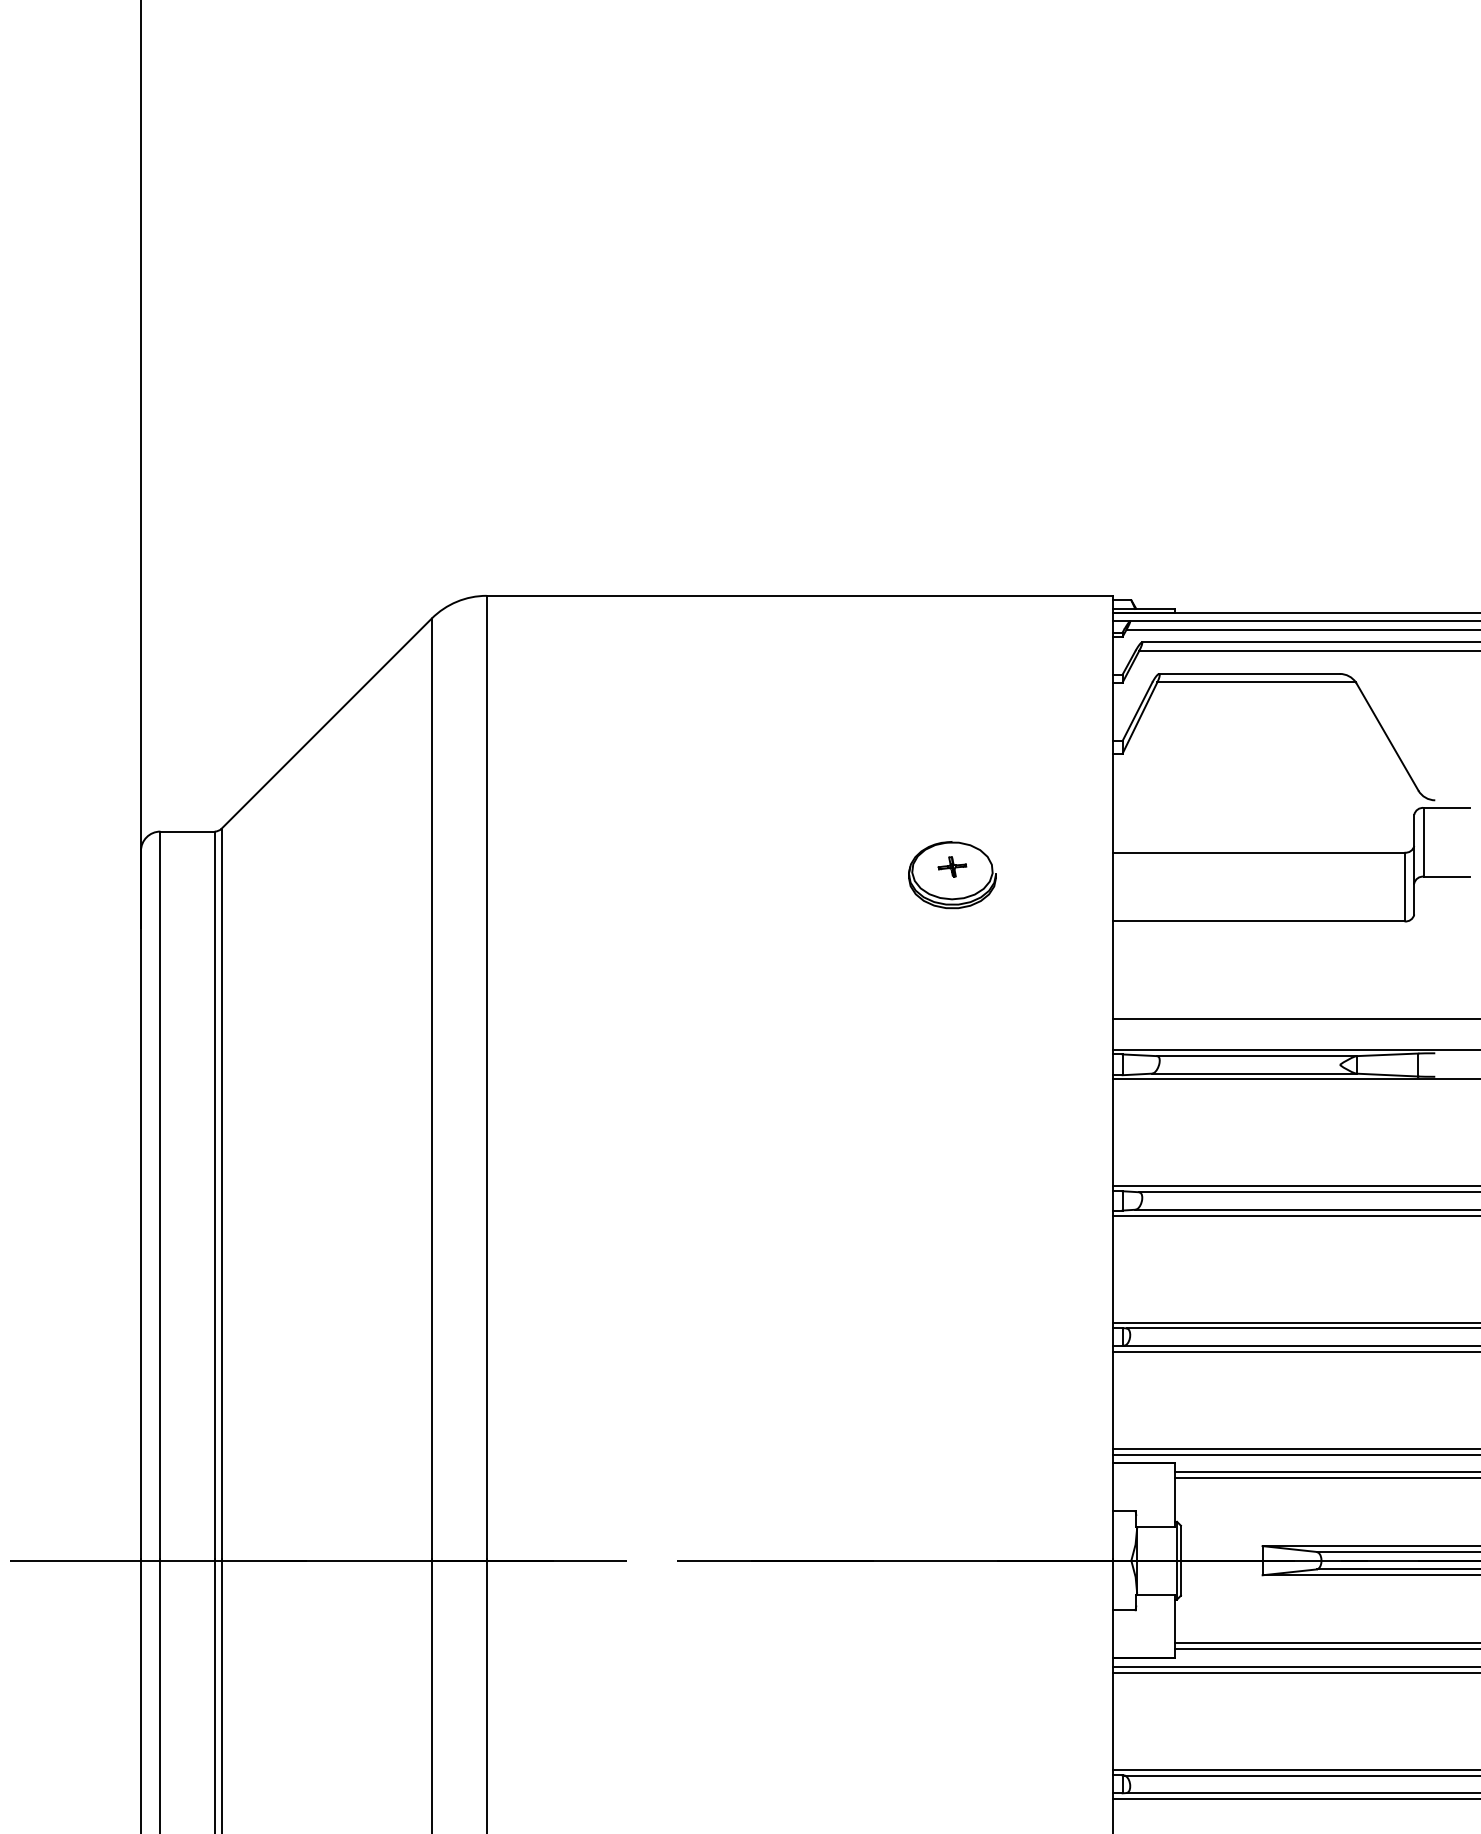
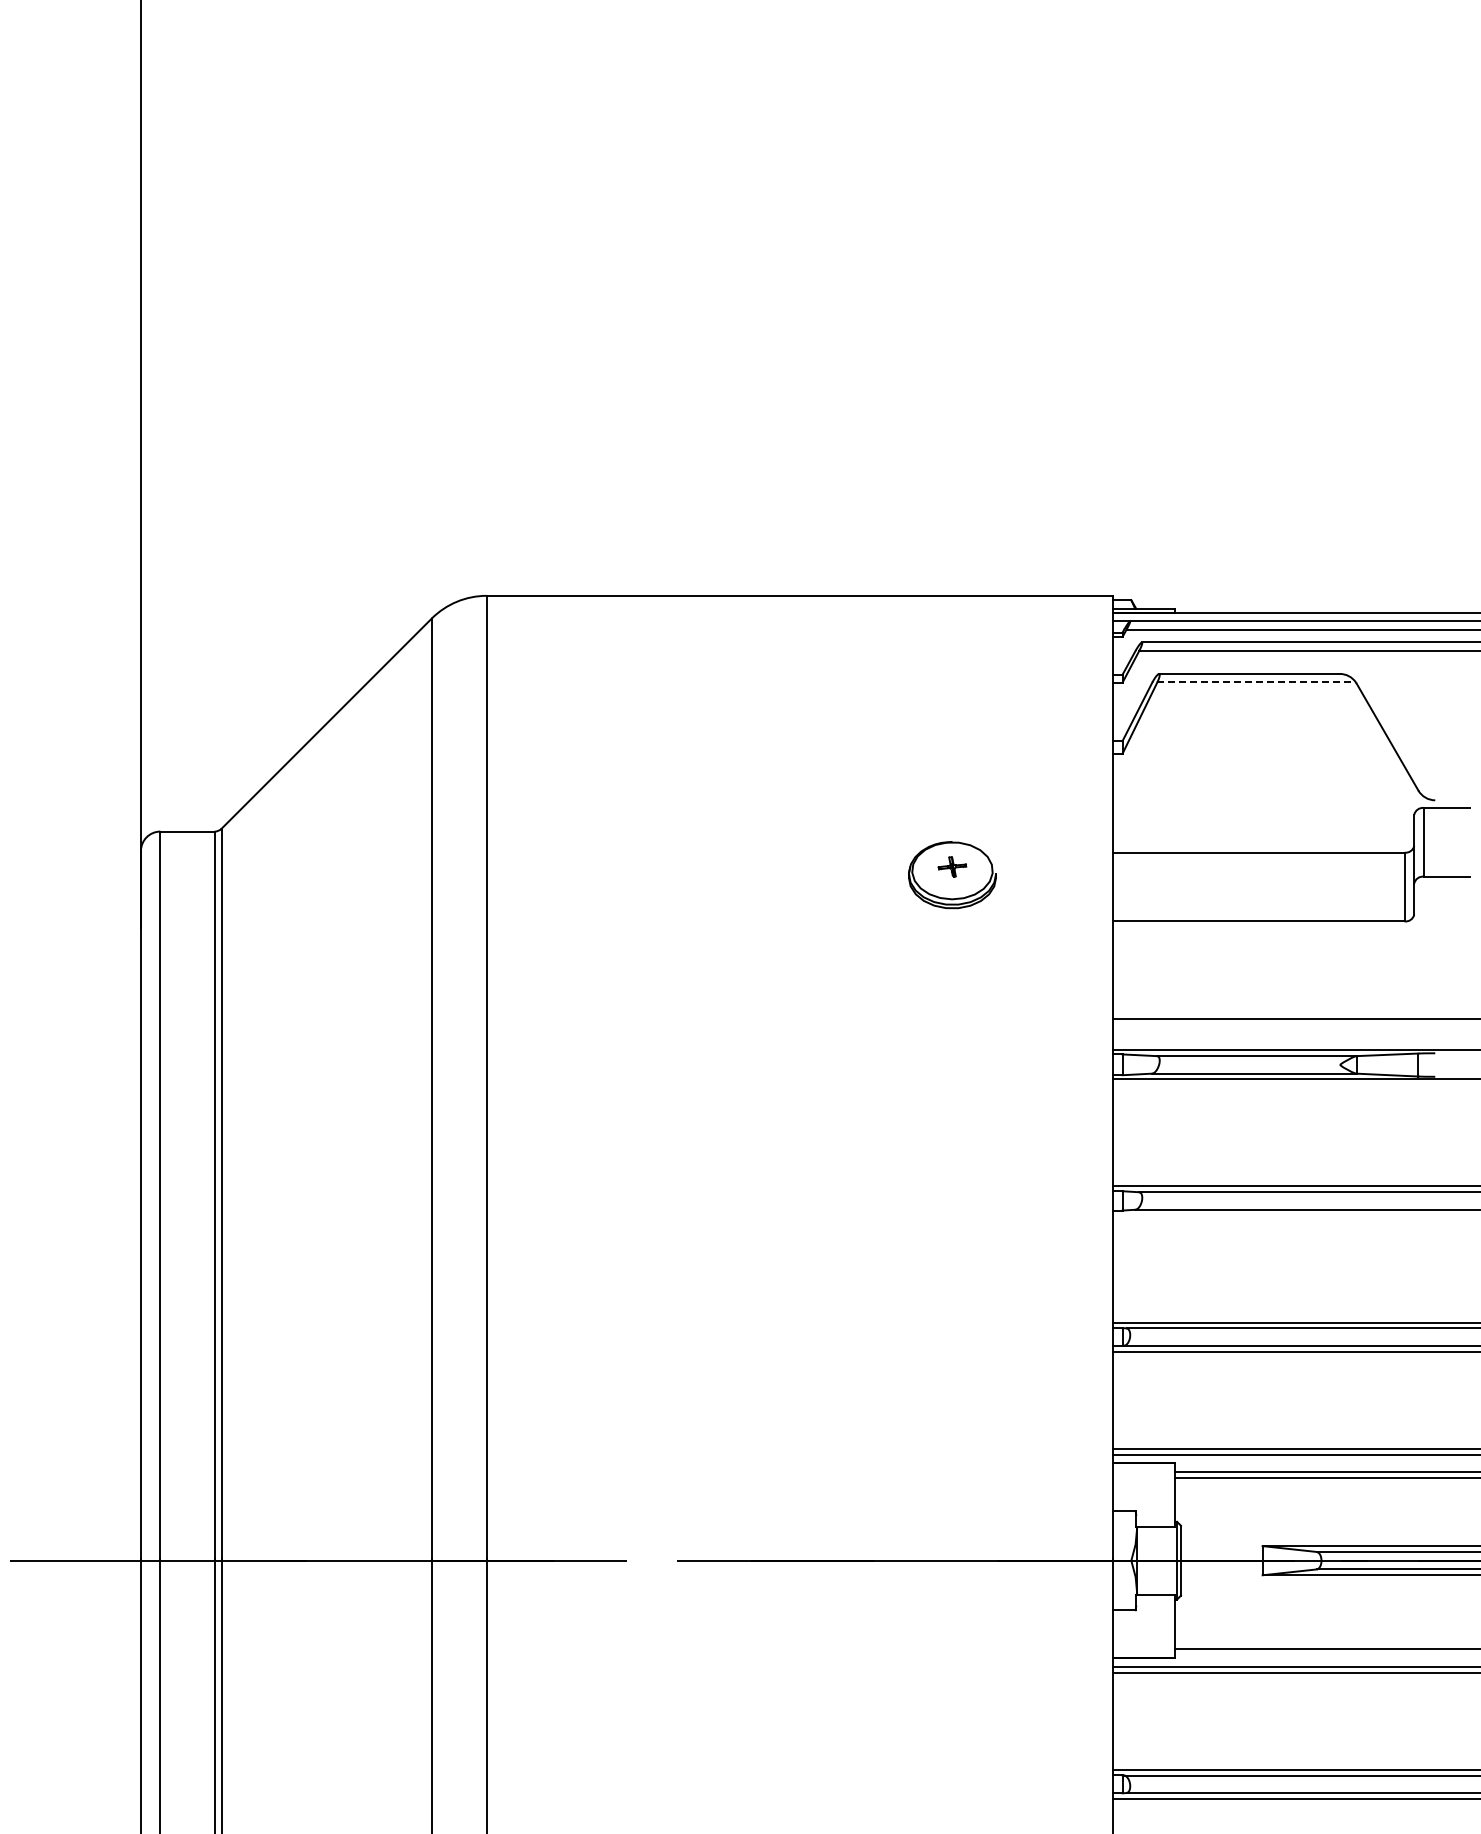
line: solid -> dashed (1257, 682)
line: present -> none (1295, 1215)
line: present -> none (1326, 1643)
